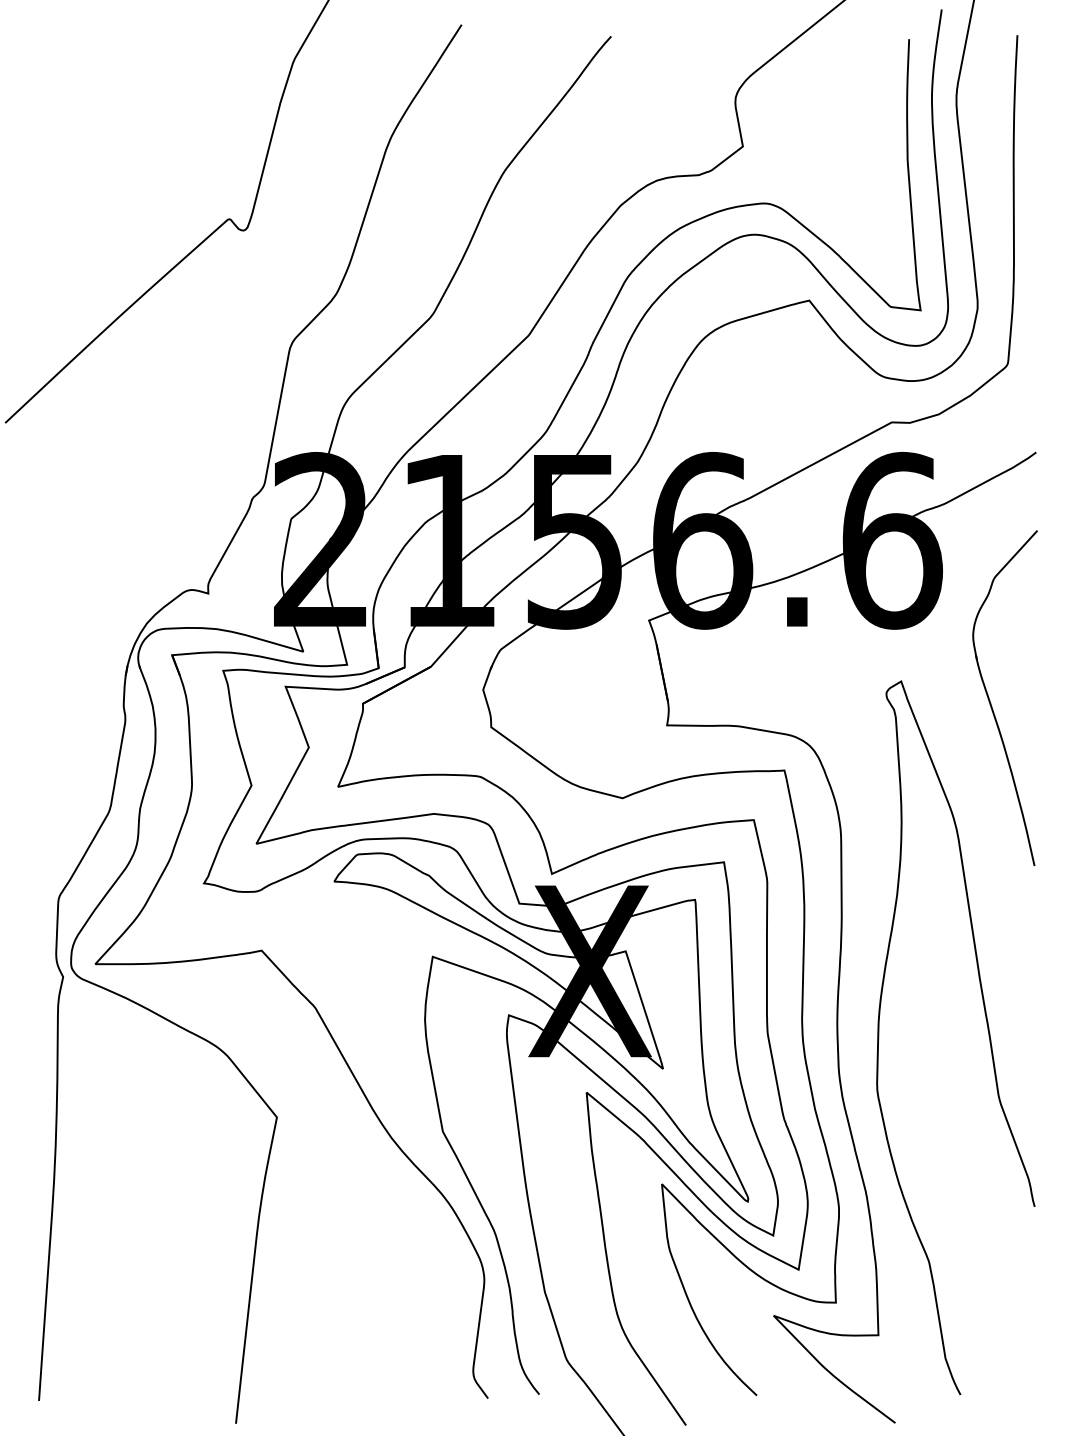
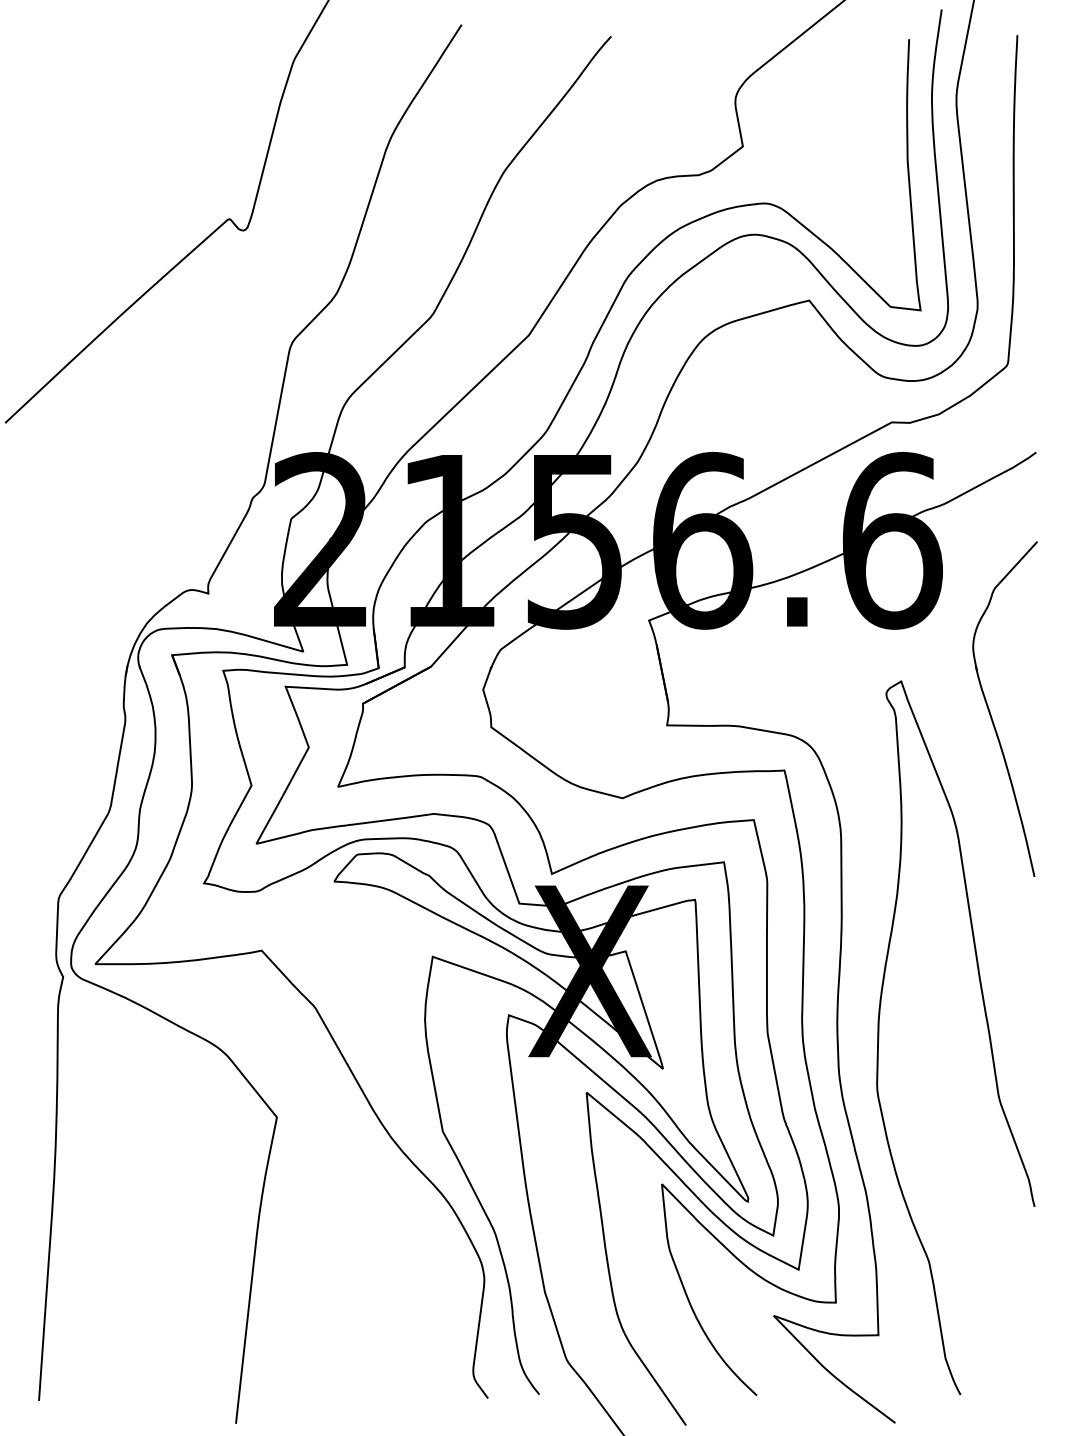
part position: (990, 700) -> (990, 711) (990, 711)
